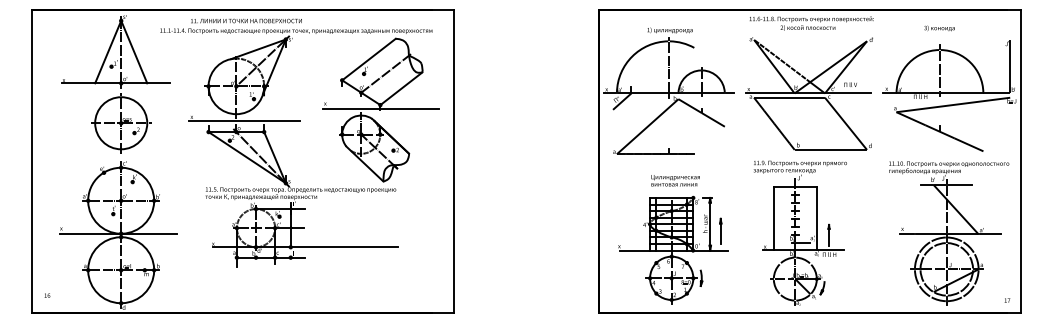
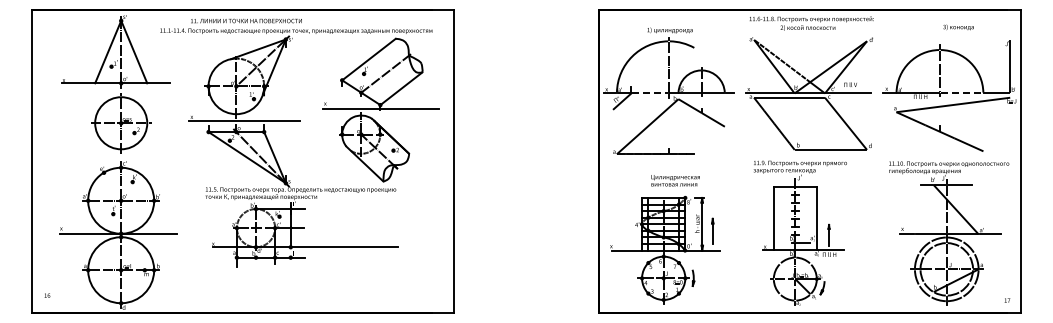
text position: (939, 28) -> (958, 27) (958, 27)
line: solid -> dashed (650, 93)
line: solid -> dashed (961, 93)
part position: (673, 249) -> (665, 249) (665, 249)
